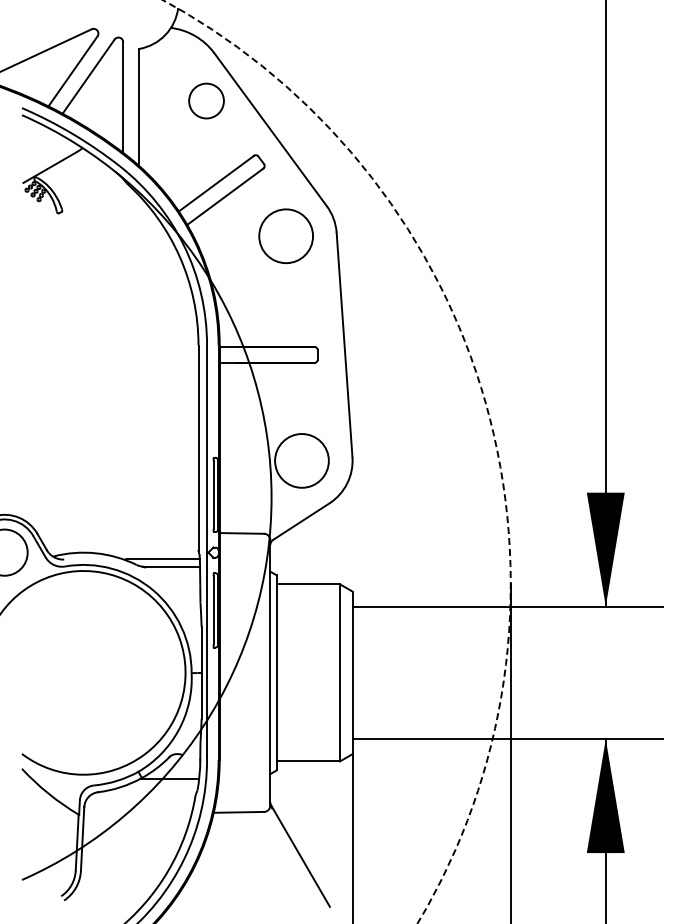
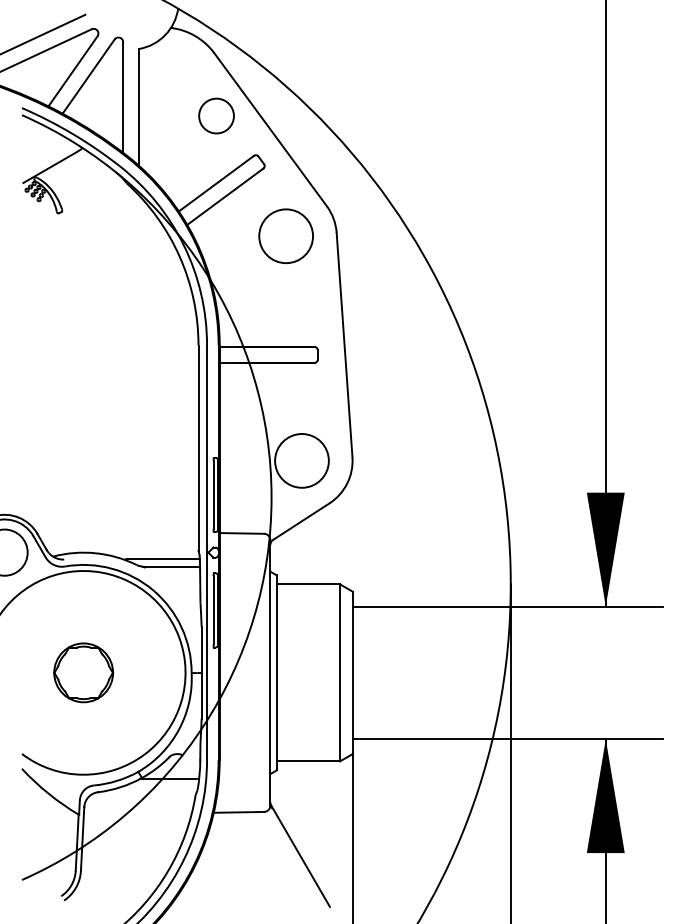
line: none -> present (43, 33)
circle position: (206, 100) -> (216, 115) (216, 115)
arc: dashed -> solid (487, 408)
part: none -> present (83, 672)
